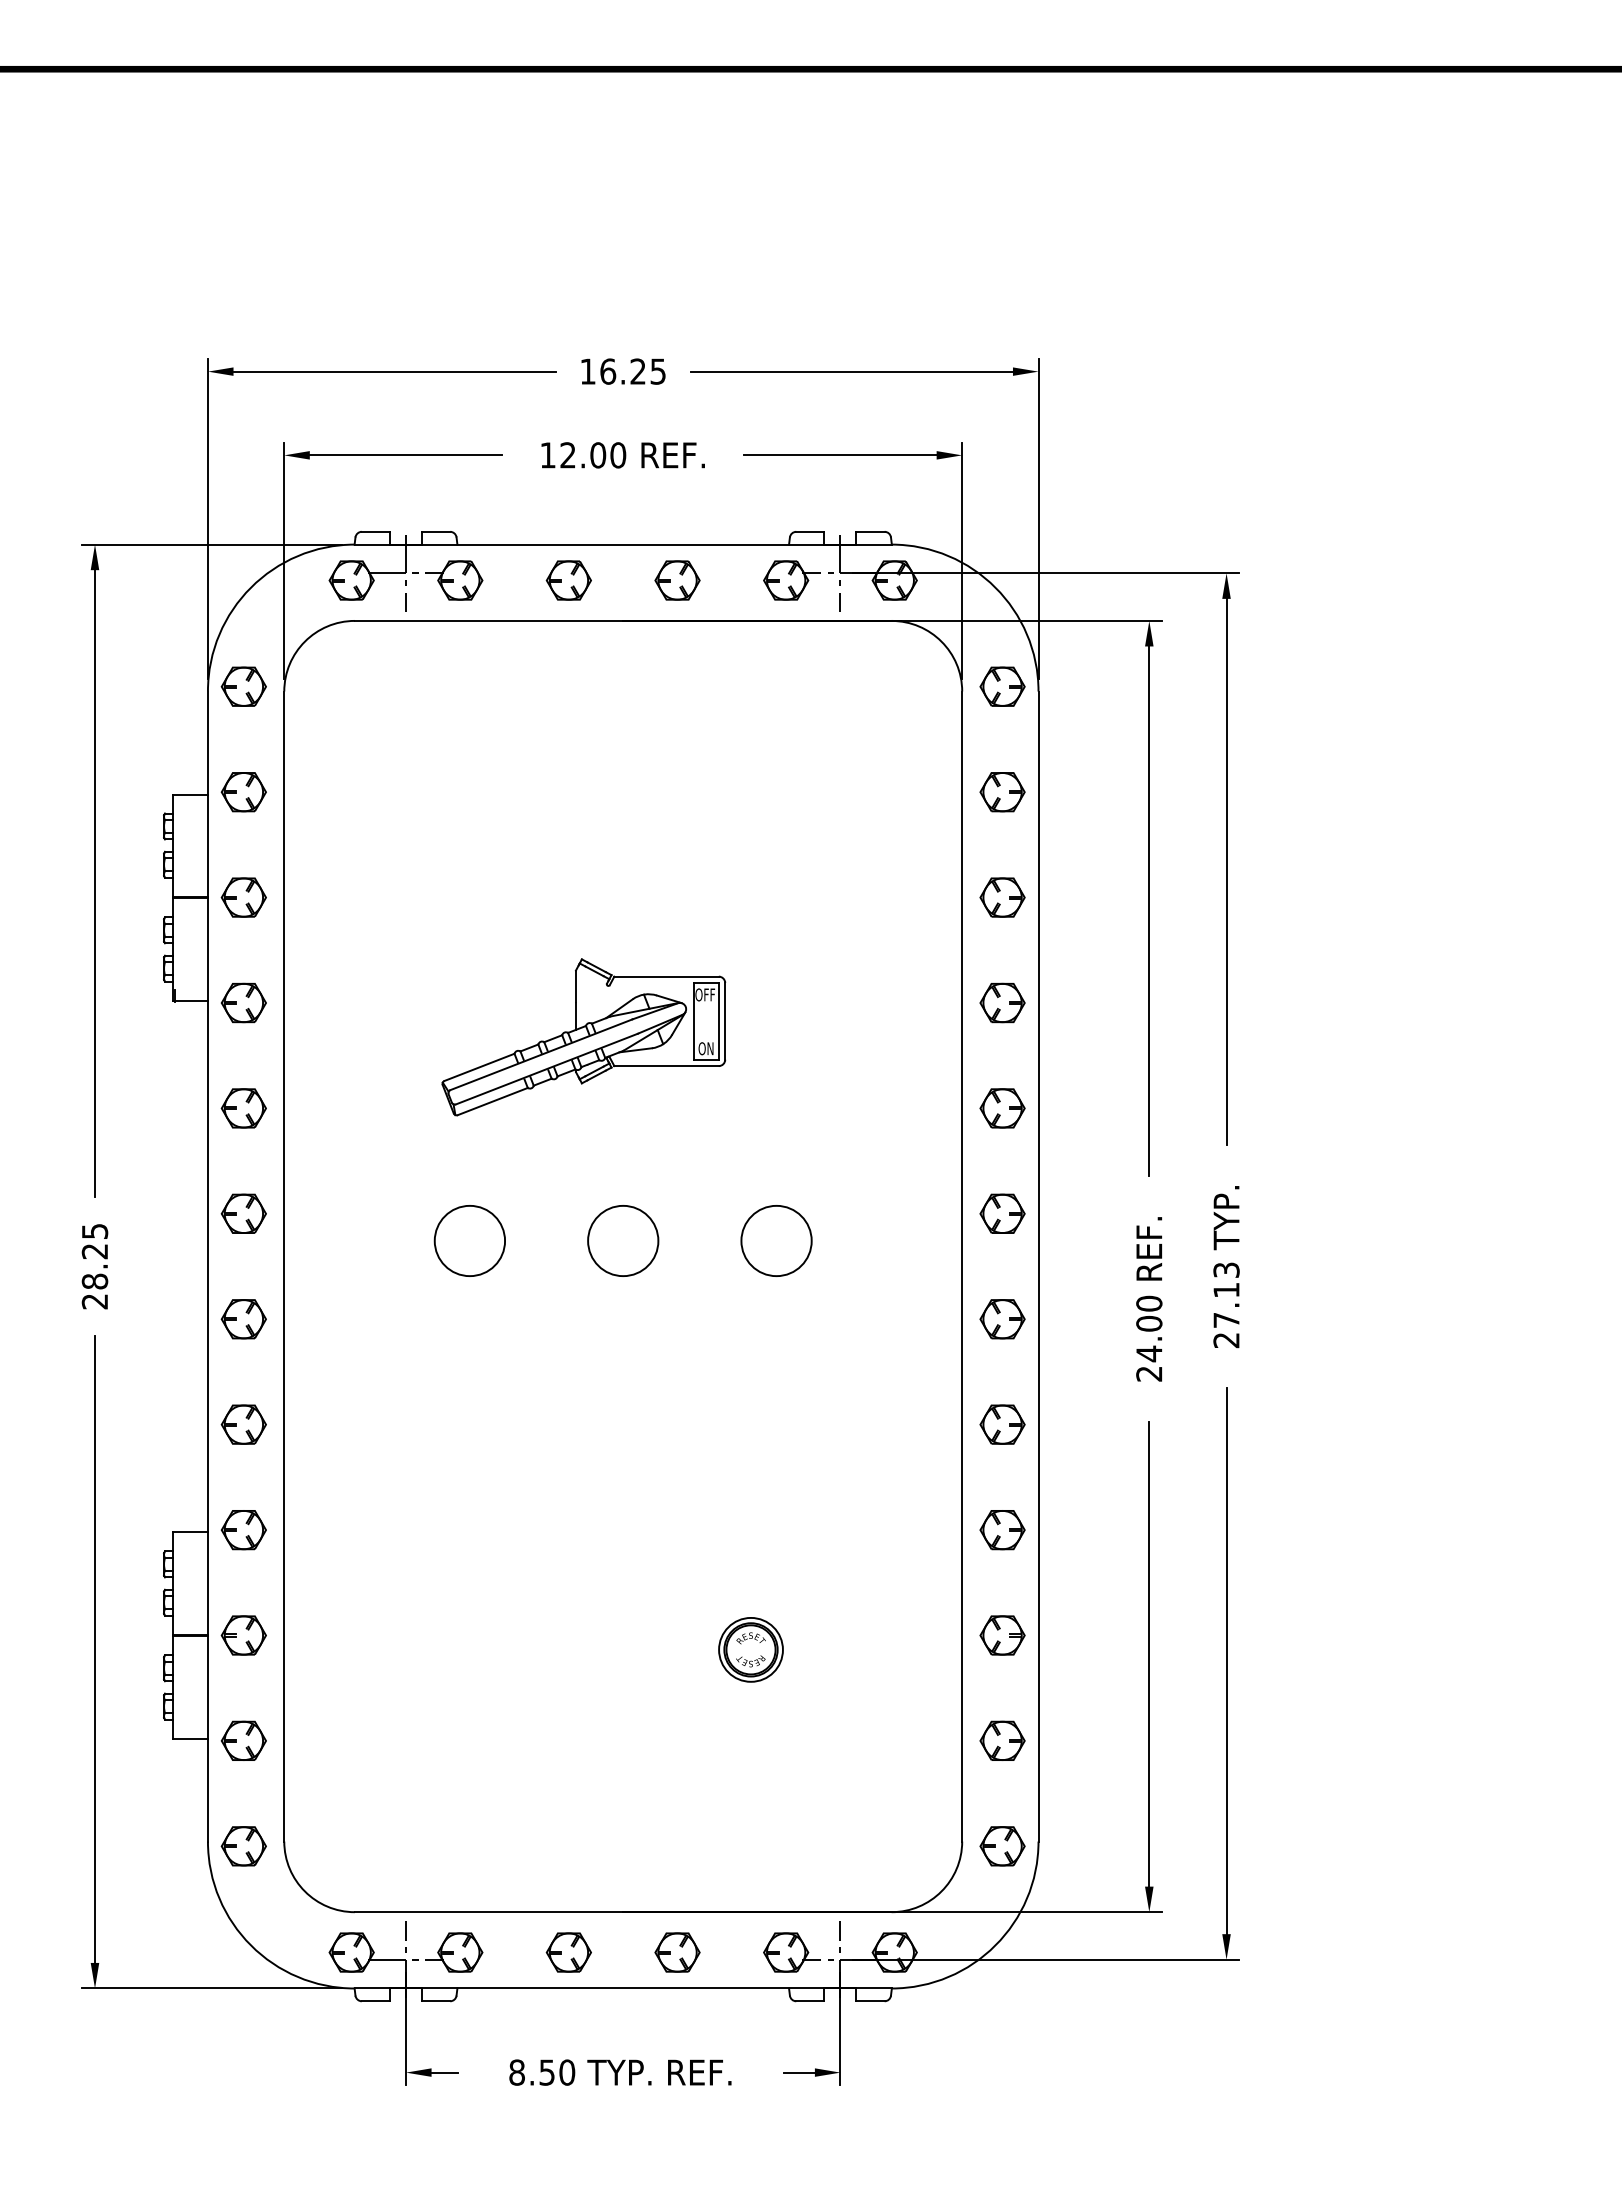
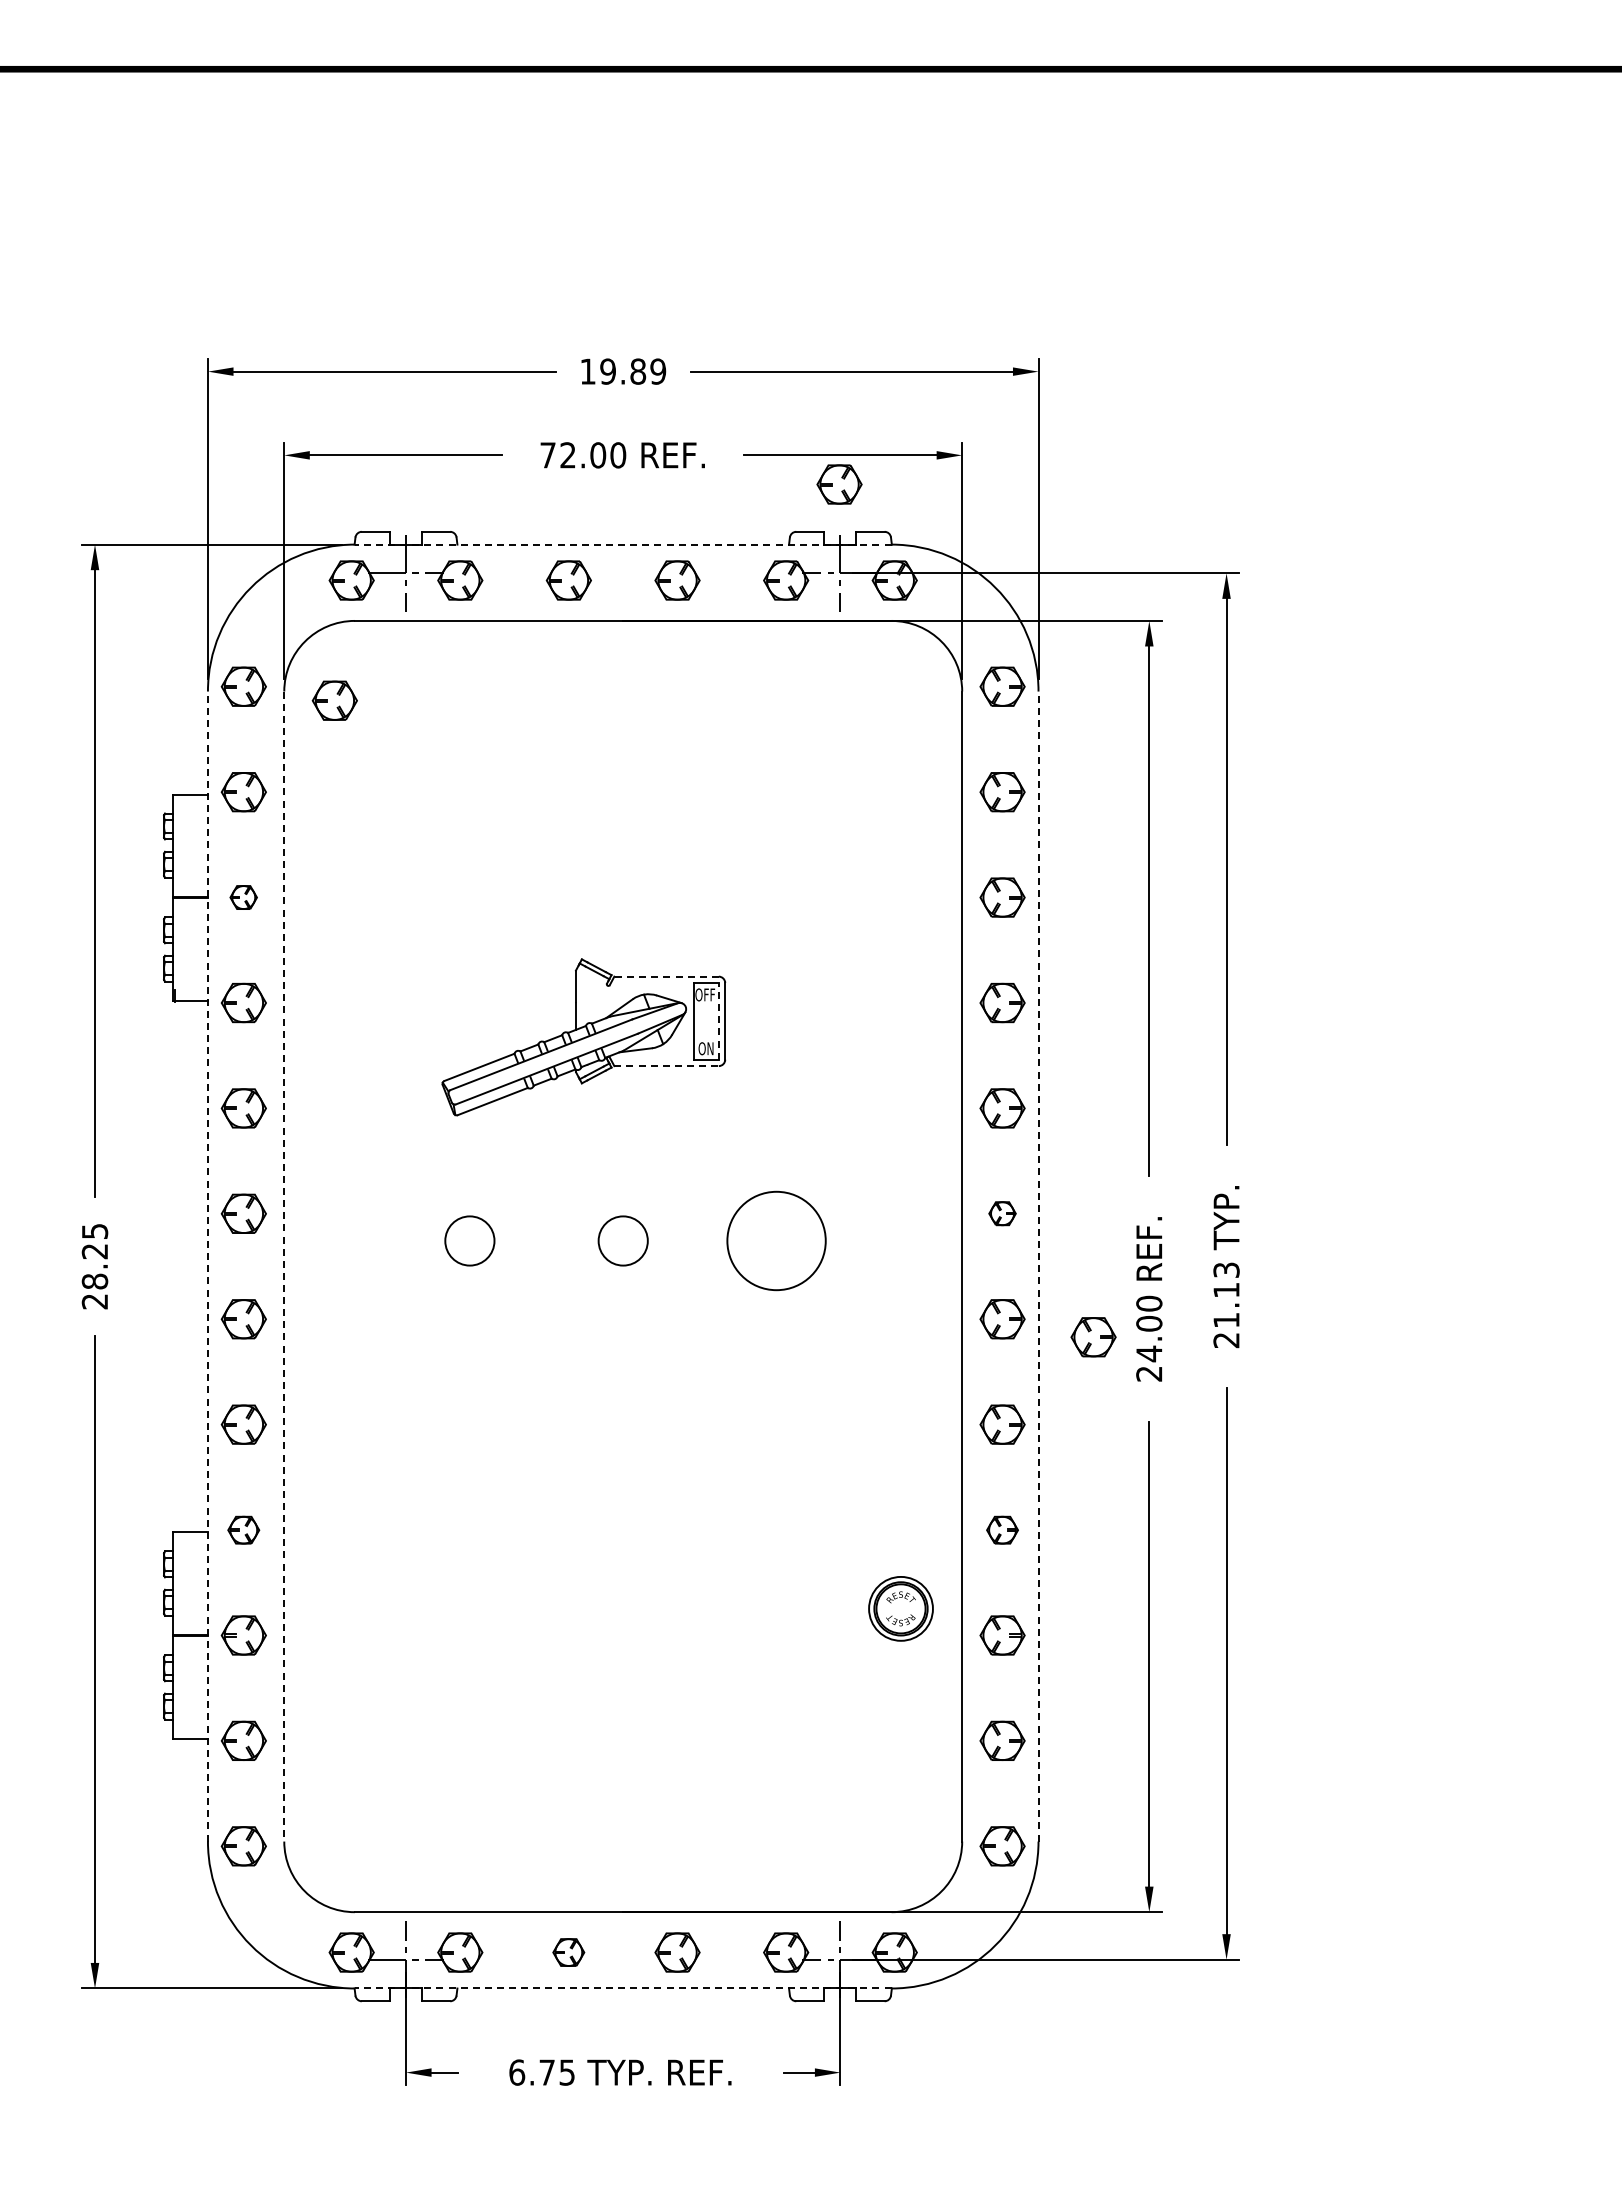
text: 16.25 -> 19.89 (633, 371)
text: 12.00 -> 72.00 (547, 455)
part: none -> present (839, 484)
line: solid -> dashed (622, 544)
part: none -> present (334, 700)
part size: 47x41 px -> 29x25 px (243, 897)
line: solid -> dashed (666, 976)
line: solid -> dashed (719, 1020)
line: solid -> dashed (667, 1066)
part size: 47x41 px -> 29x26 px (1002, 1213)
circle diameter: 70 px -> 49 px (469, 1240)
circle diameter: 70 px -> 49 px (622, 1240)
circle diameter: 70 px -> 98 px (776, 1240)
line: solid -> dashed (207, 1266)
line: solid -> dashed (284, 1266)
line: solid -> dashed (1038, 1266)
text: 27.13 -> 21.13 (1226, 1320)
part: none -> present (1093, 1337)
part size: 47x41 px -> 34x30 px (243, 1529)
part size: 47x41 px -> 33x30 px (1002, 1529)
part position: (750, 1649) -> (900, 1608) (900, 1608)
part size: 47x41 px -> 34x29 px (568, 1952)
line: solid -> dashed (622, 1988)
text: 8.50 -> 6.75 (542, 2072)
